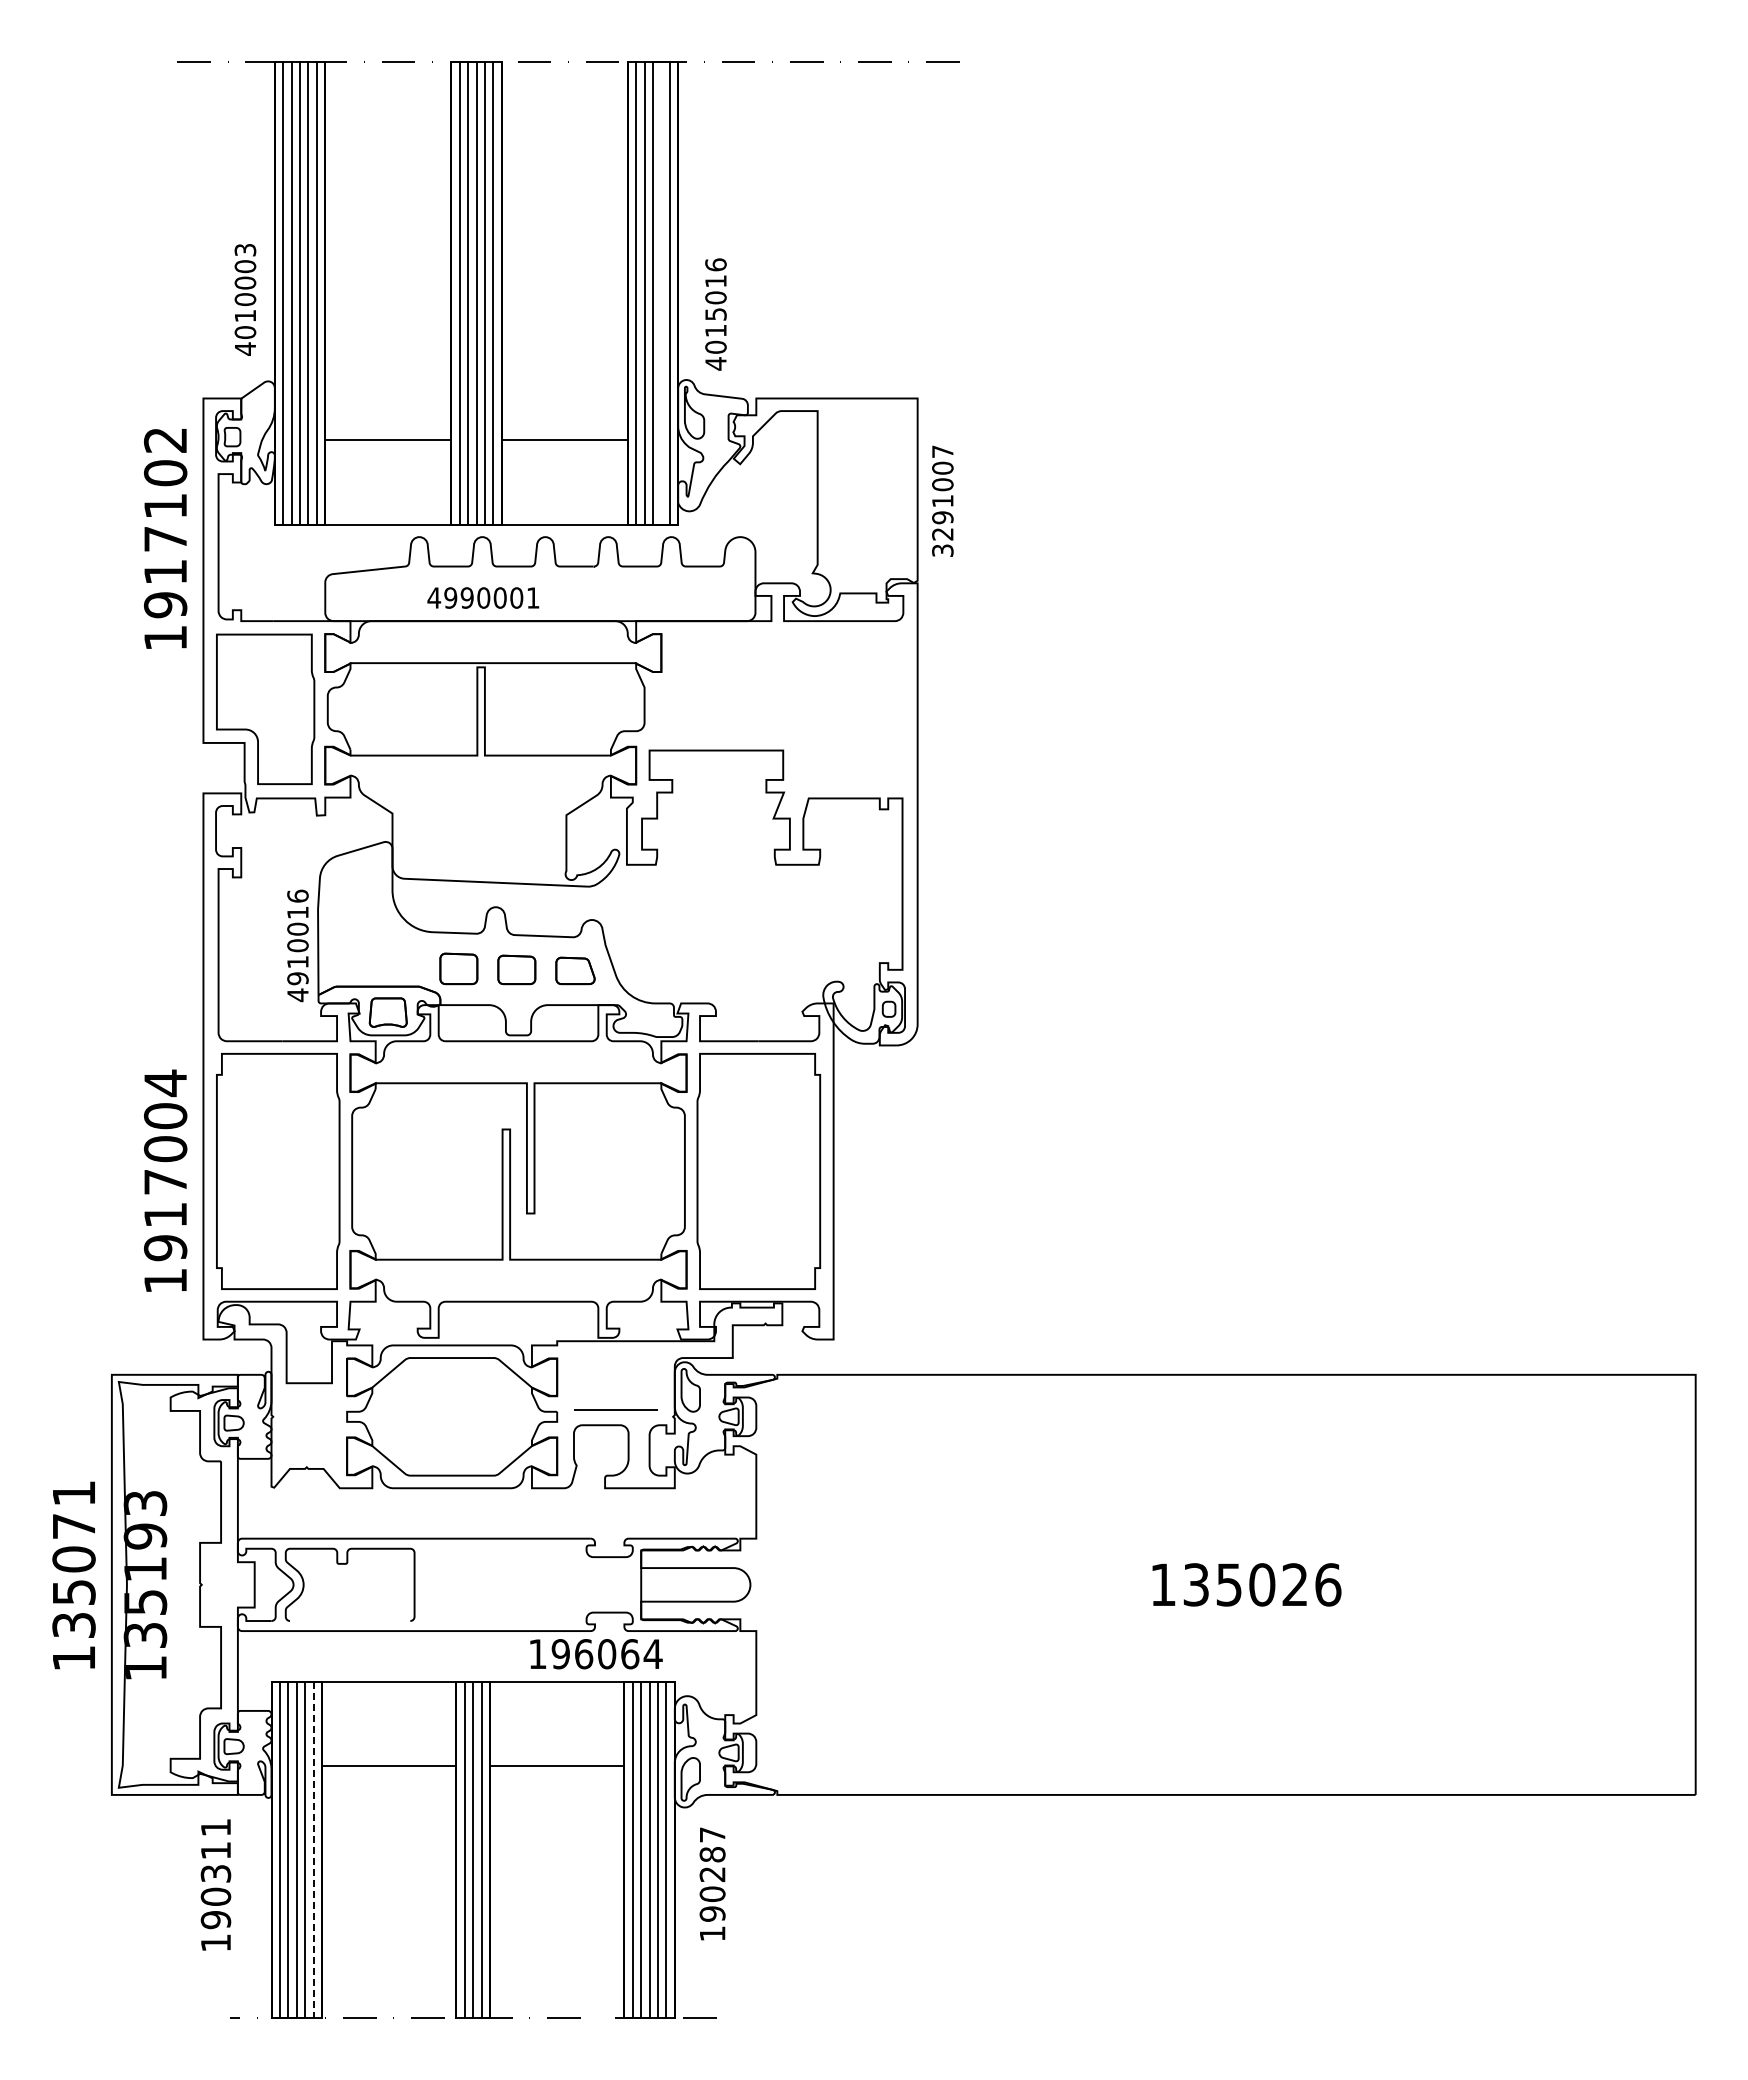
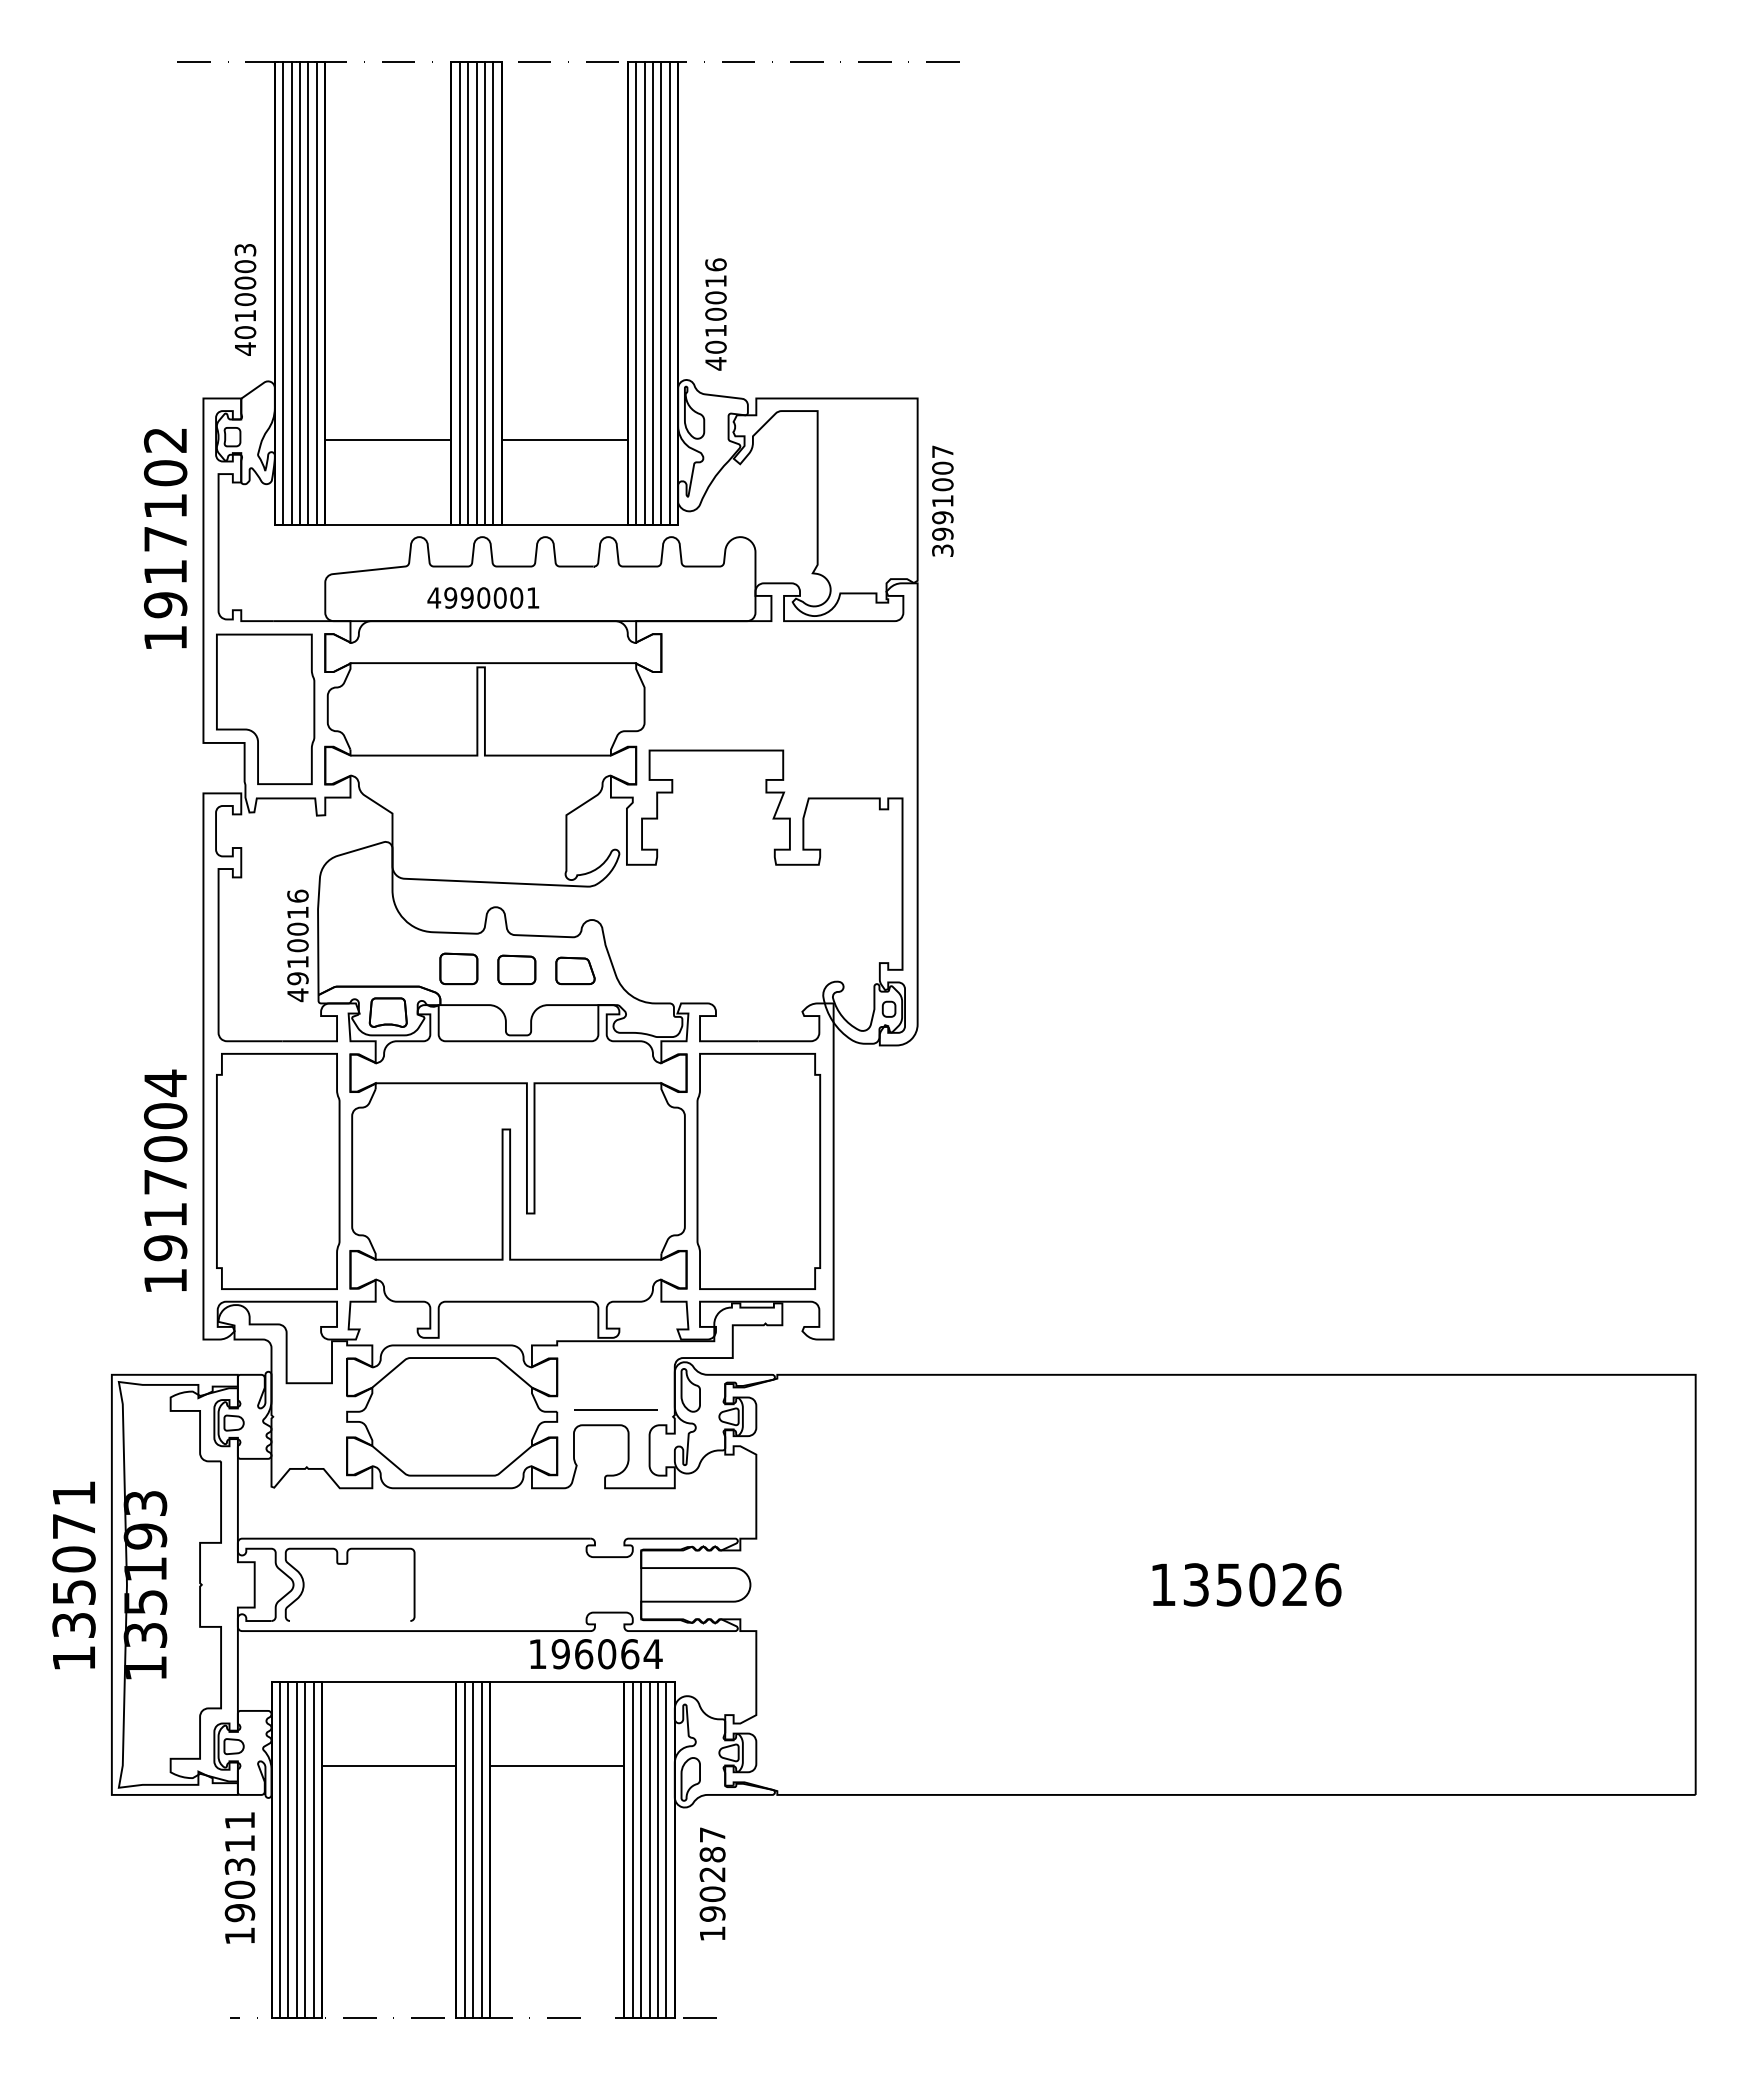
line: none -> present (661, 293)
text: 4015016 -> 4010016 (715, 313)
text: 3291007 -> 3991007 (942, 533)
line: dashed -> solid (313, 1850)
text position: (215, 1884) -> (239, 1877) (239, 1877)
